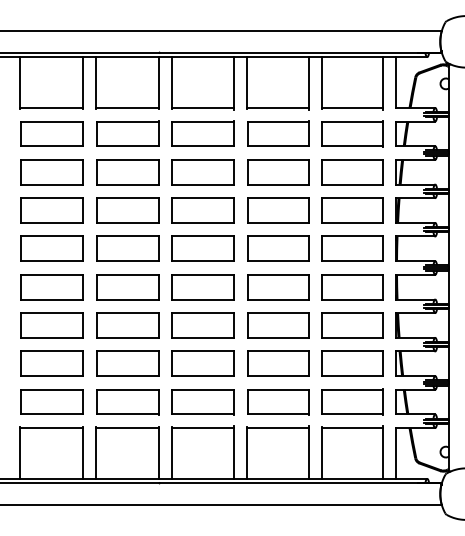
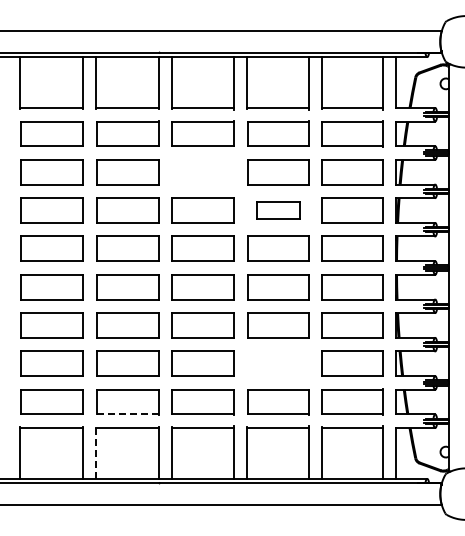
part: present -> none (202, 172)
part size: 63x27 px -> 45x19 px (278, 210)
part: present -> none (278, 363)
line: solid -> dashed (127, 414)
line: solid -> dashed (96, 452)
